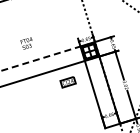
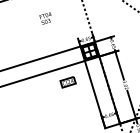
text position: (26, 43) -> (45, 18) (45, 18)
line: dashed -> solid (40, 58)
